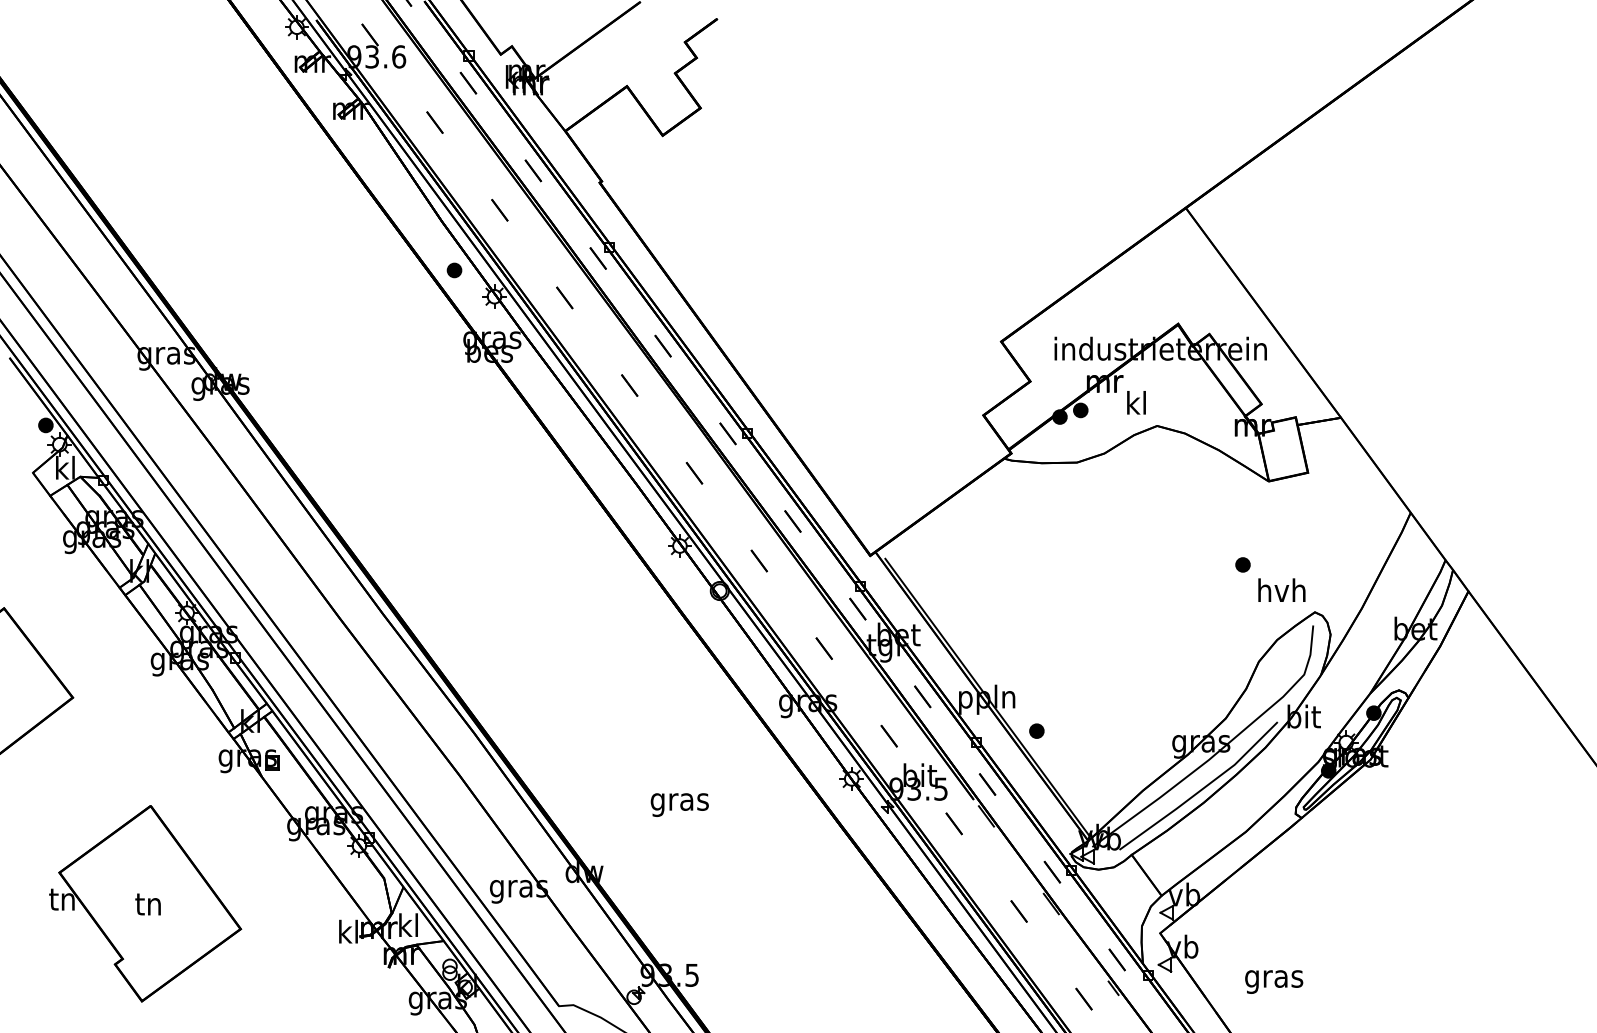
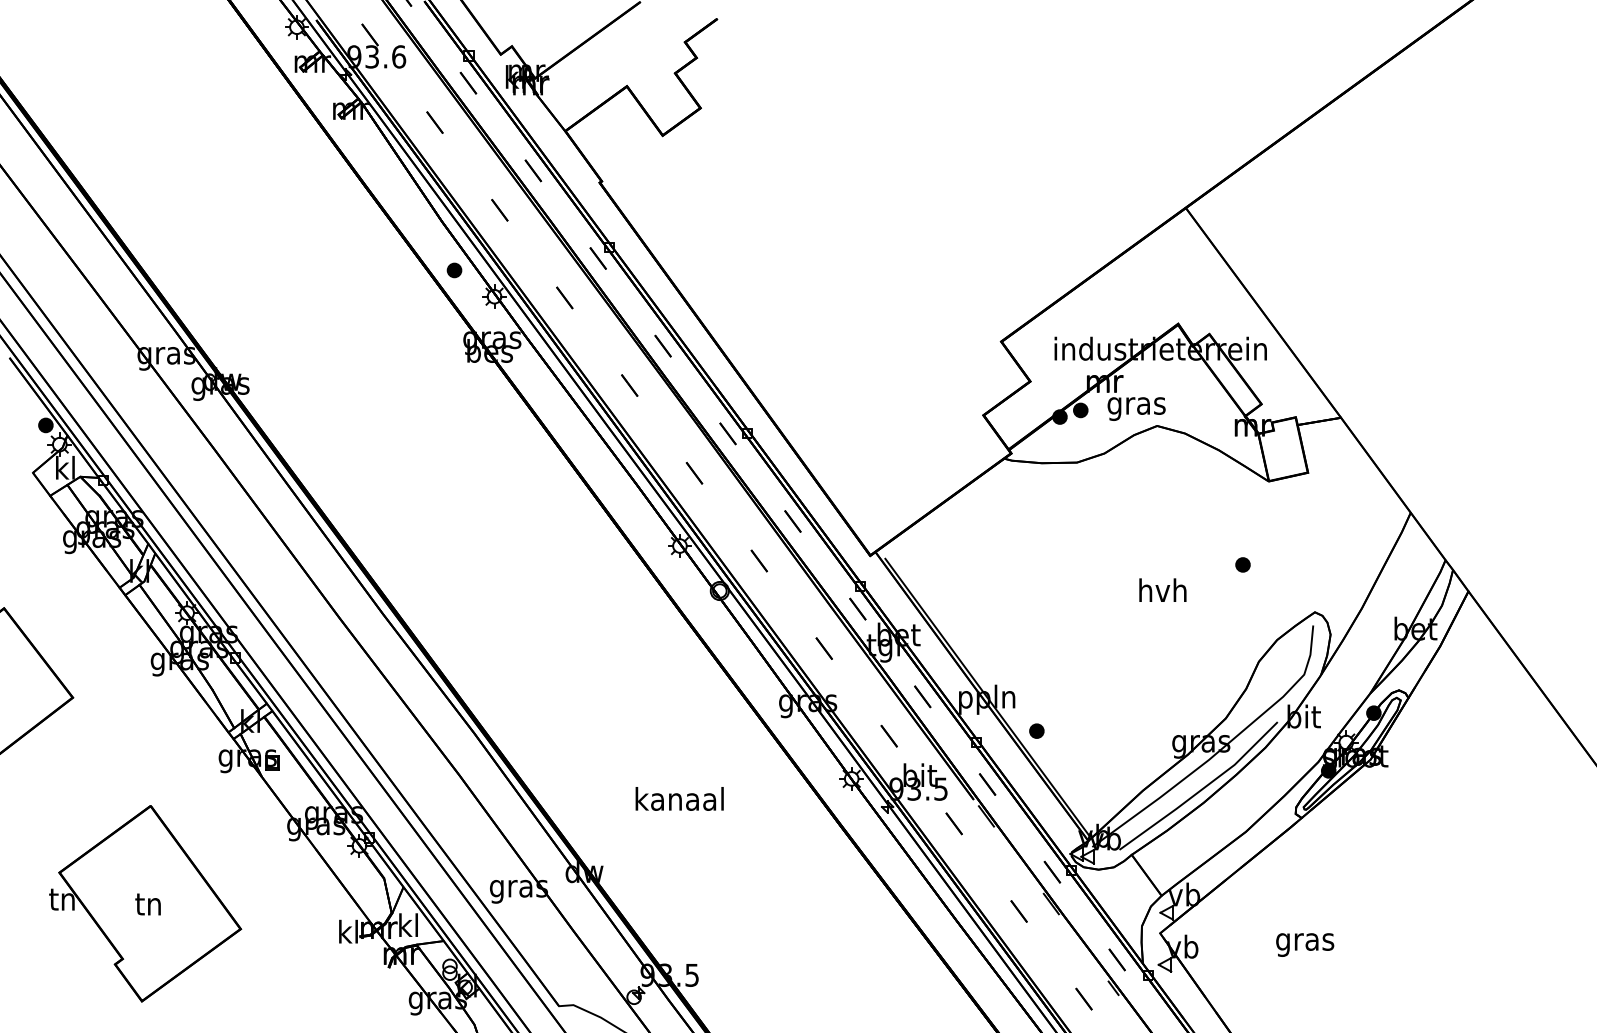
text: kl -> gras (1136, 405)
text position: (1281, 589) -> (1162, 589) (1162, 589)
text: gras -> kanaal (679, 801)
text position: (1274, 981) -> (1305, 944) (1305, 944)
